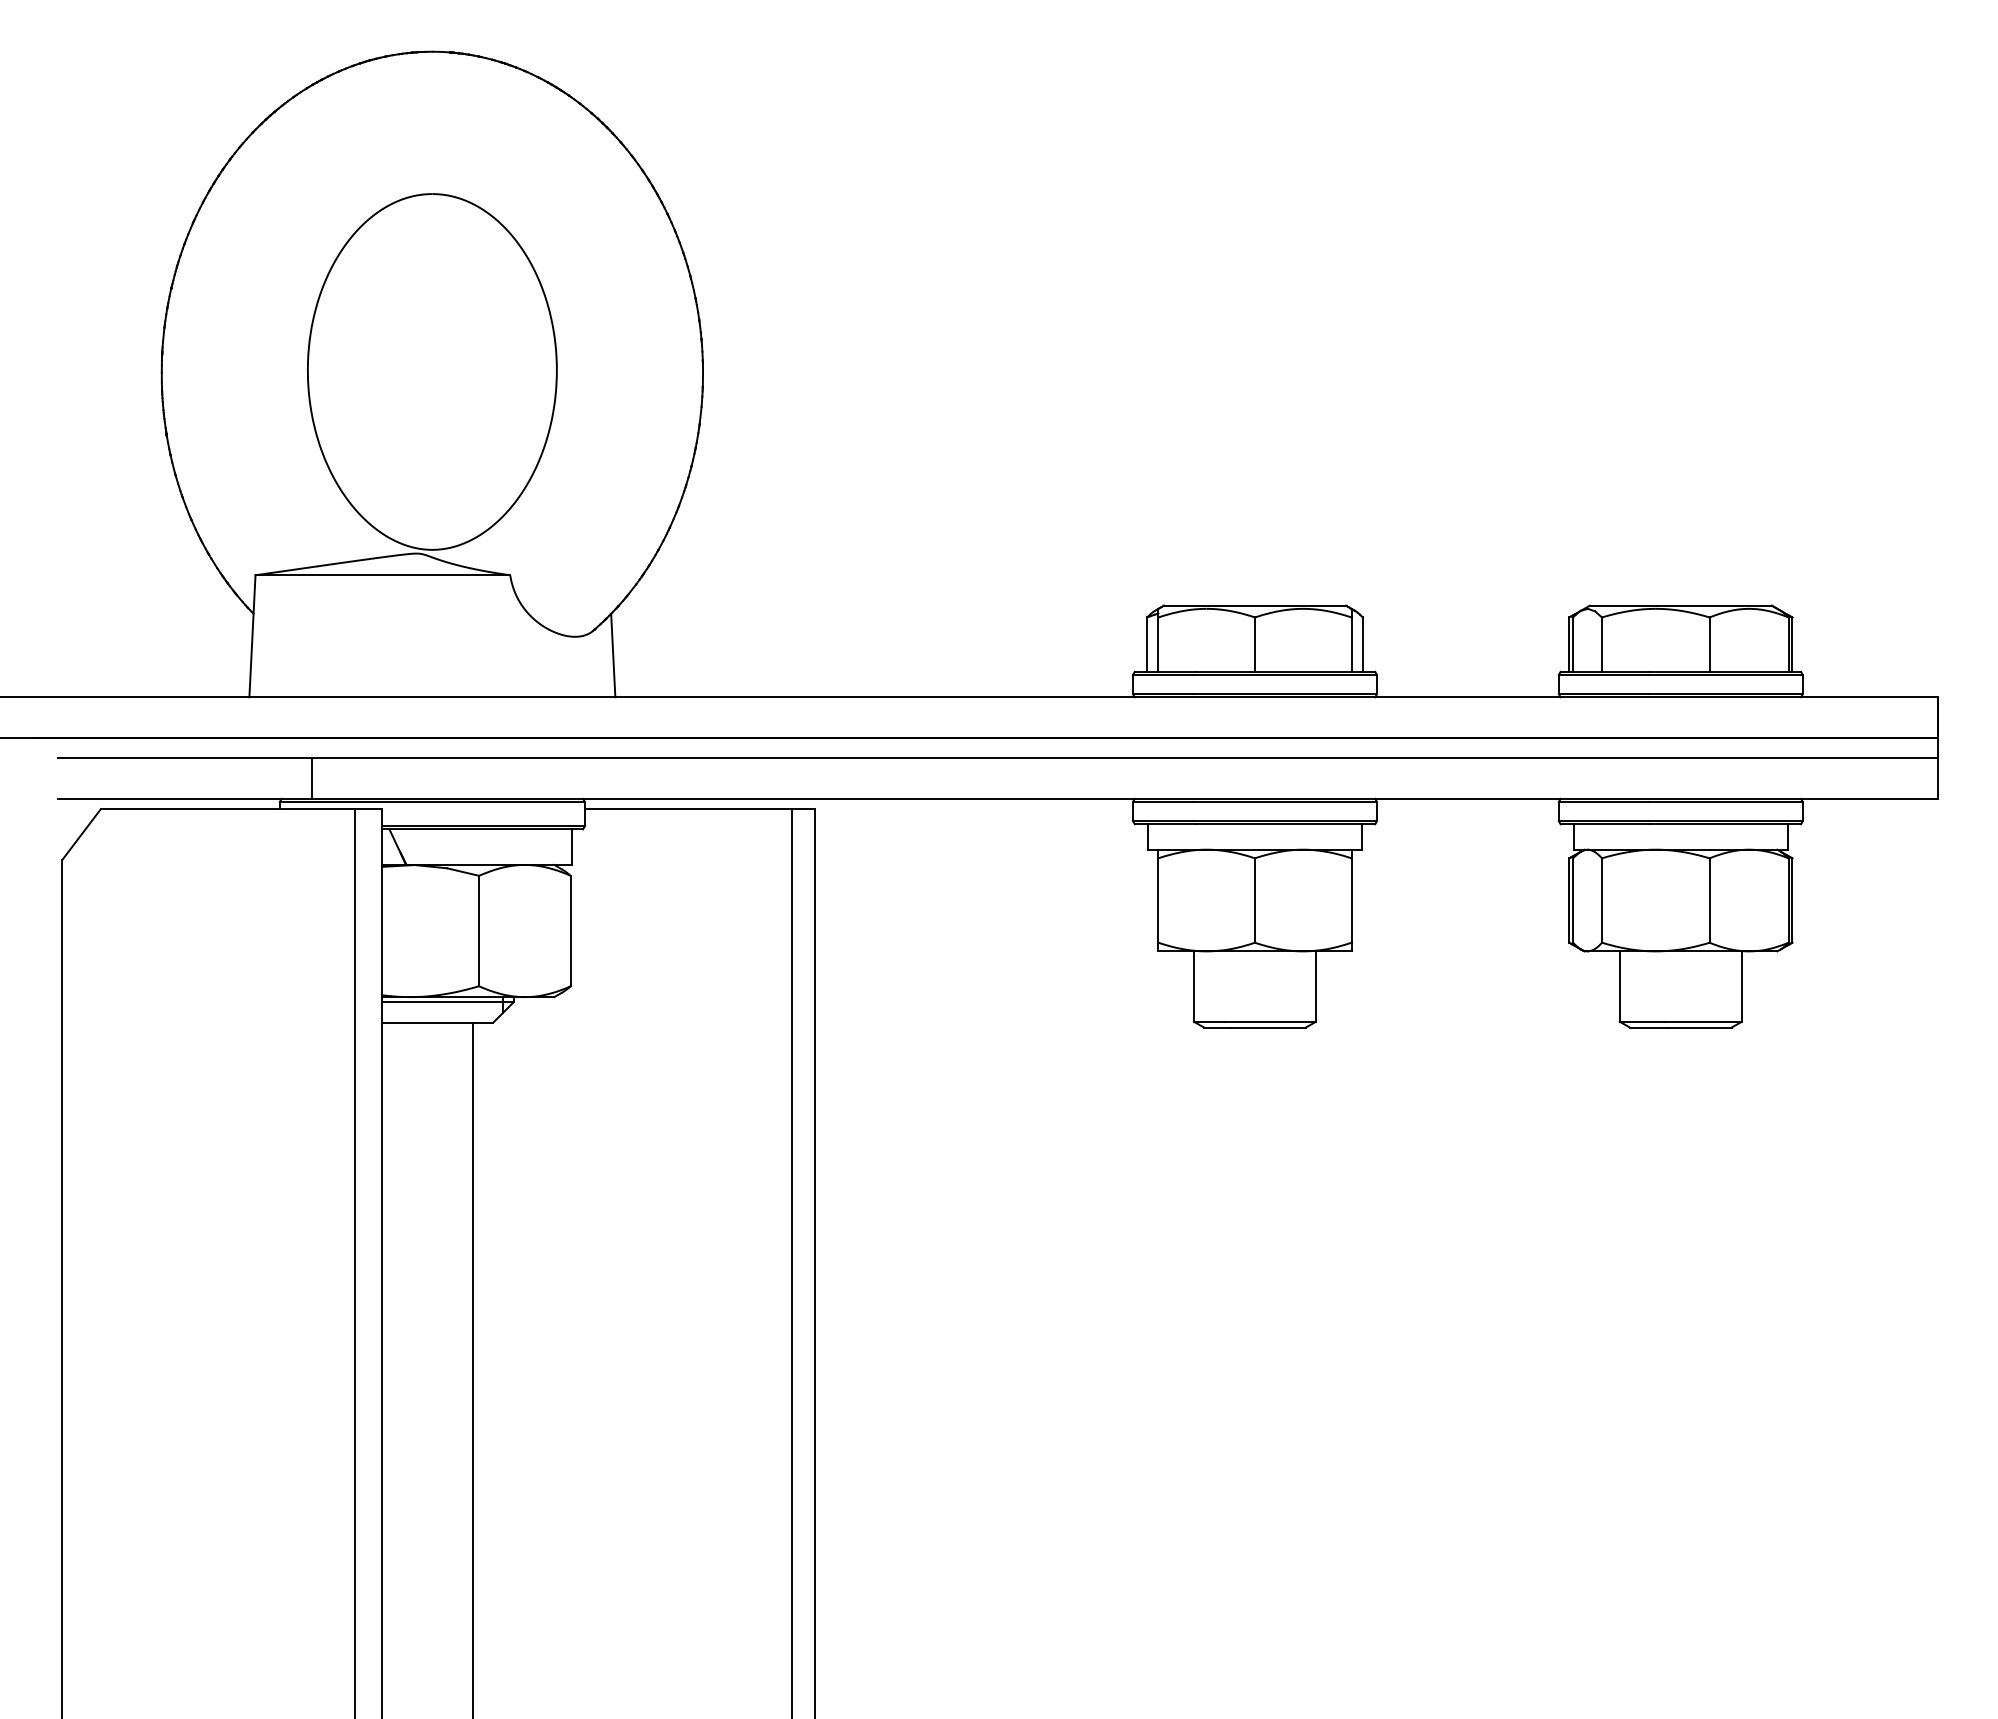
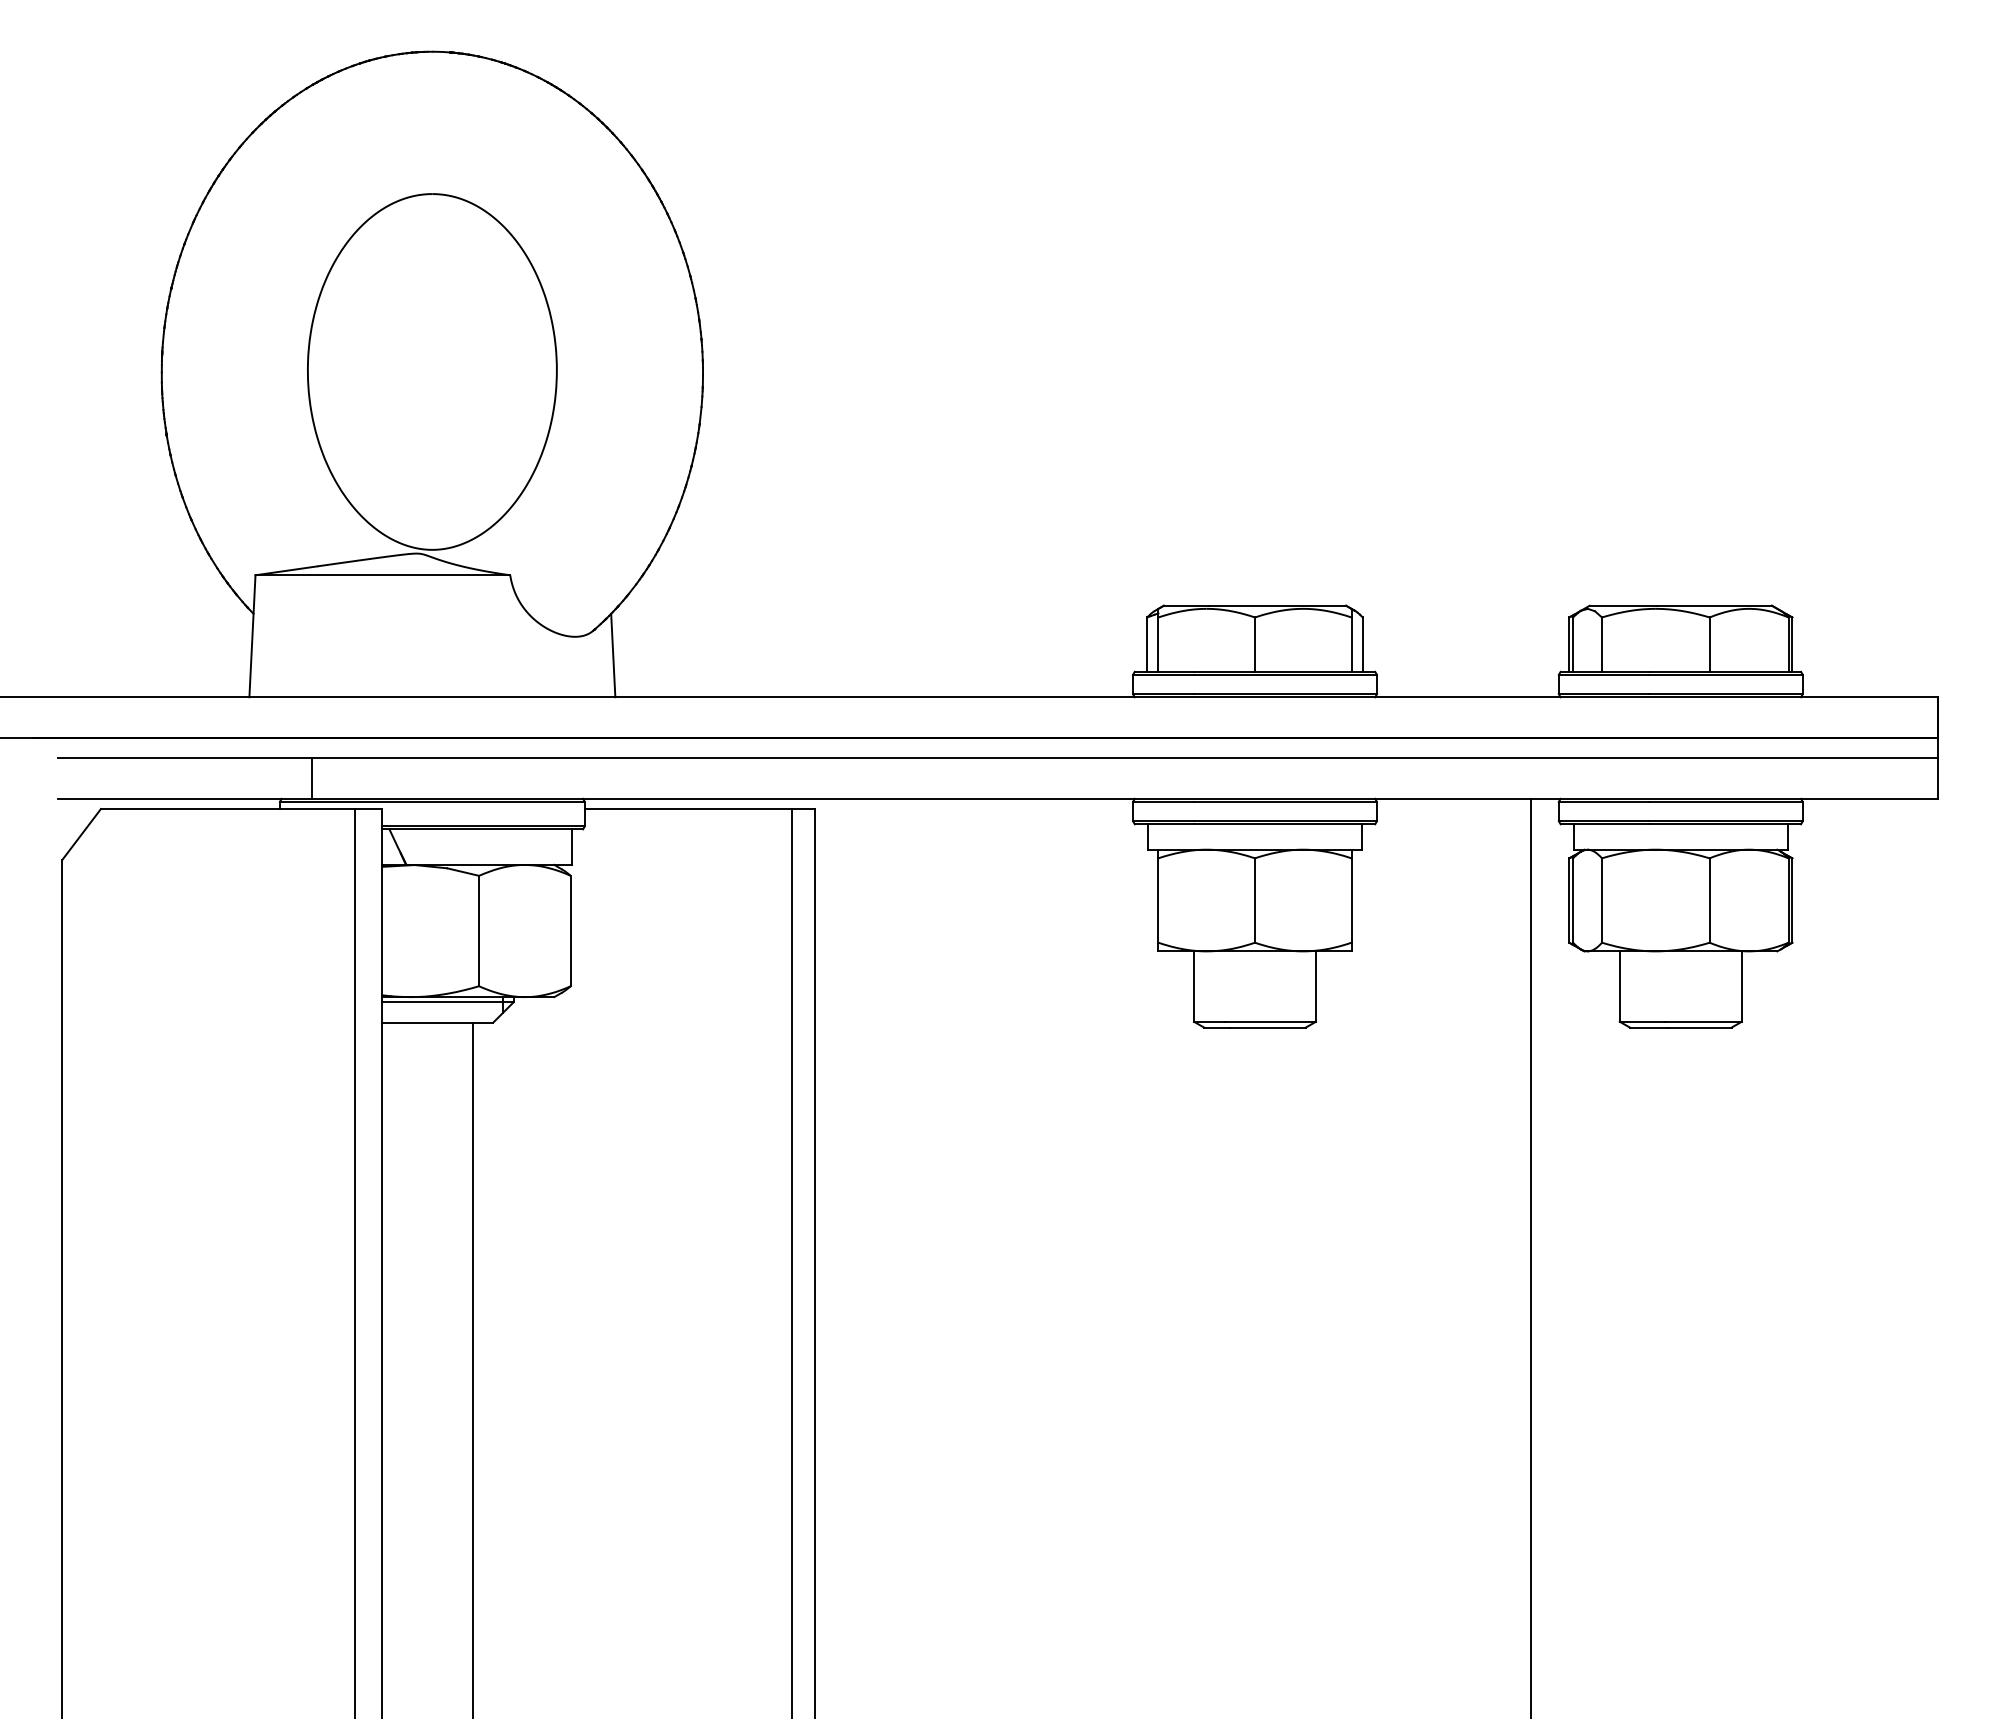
line: none -> present (1531, 1256)
